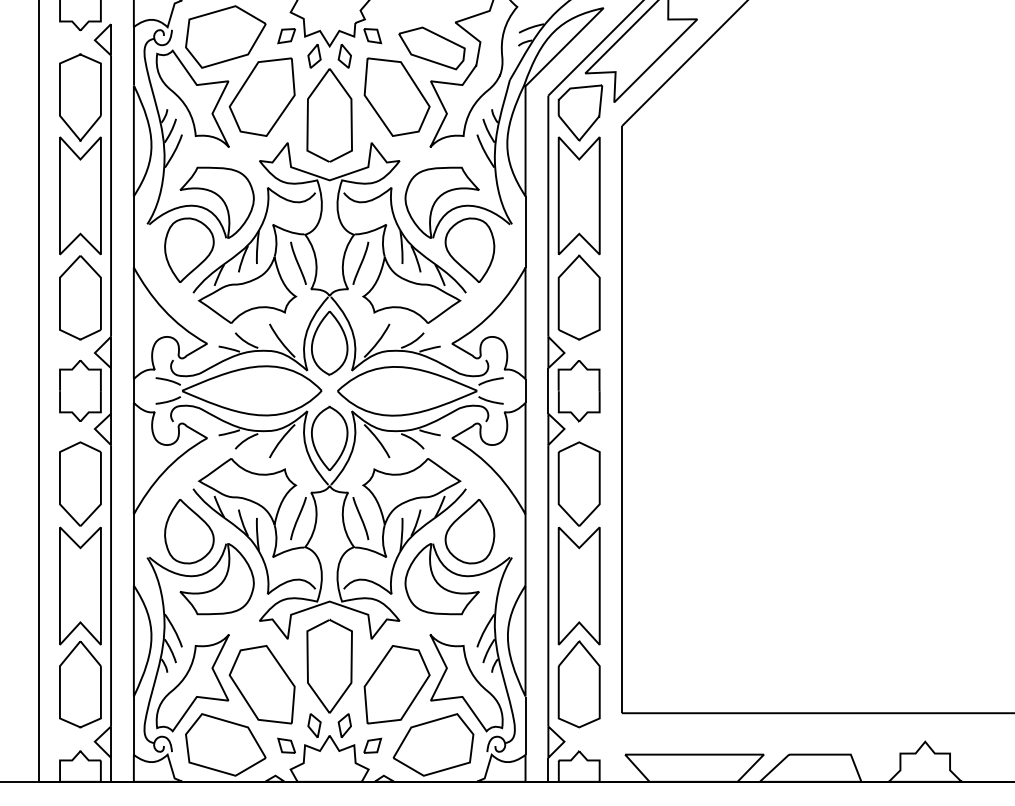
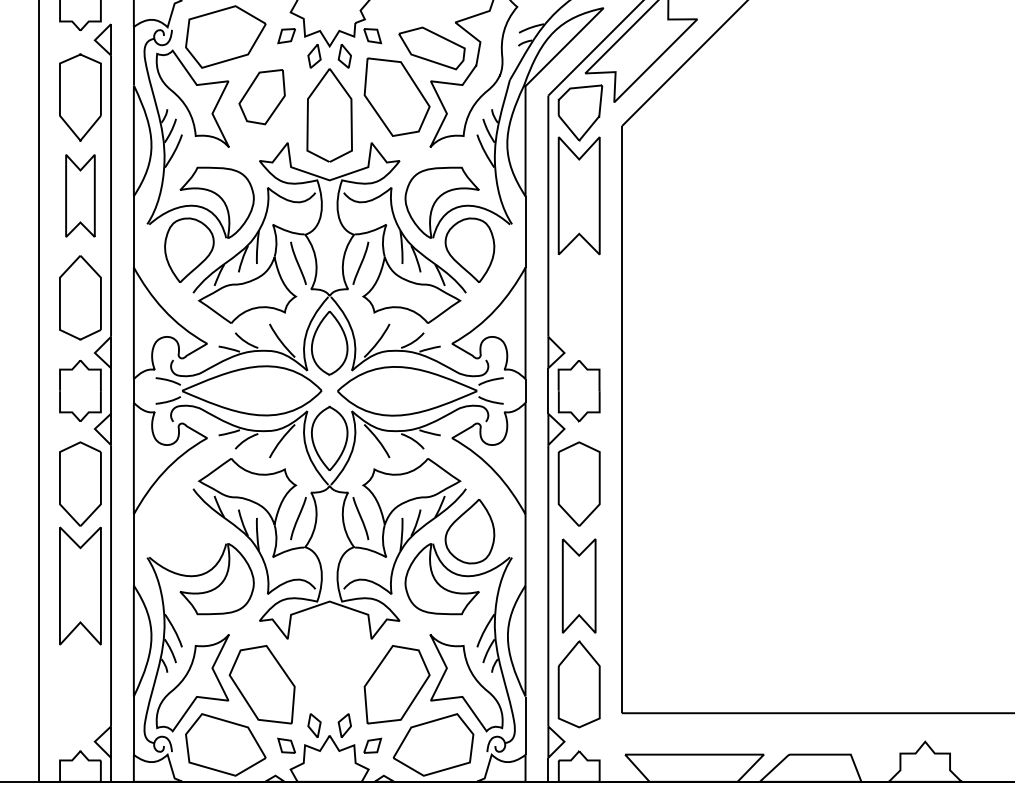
part size: 68x80 px -> 48x57 px (261, 97)
part size: 43x120 px -> 31x84 px (80, 195)
part: present -> none (578, 297)
part: present -> none (189, 531)
part size: 44x120 px -> 36x96 px (578, 585)
part: present -> none (329, 665)
part: present -> none (80, 684)
